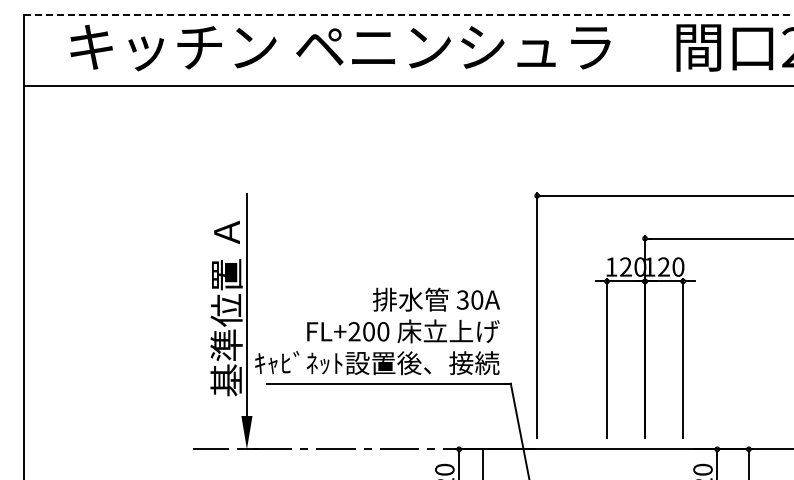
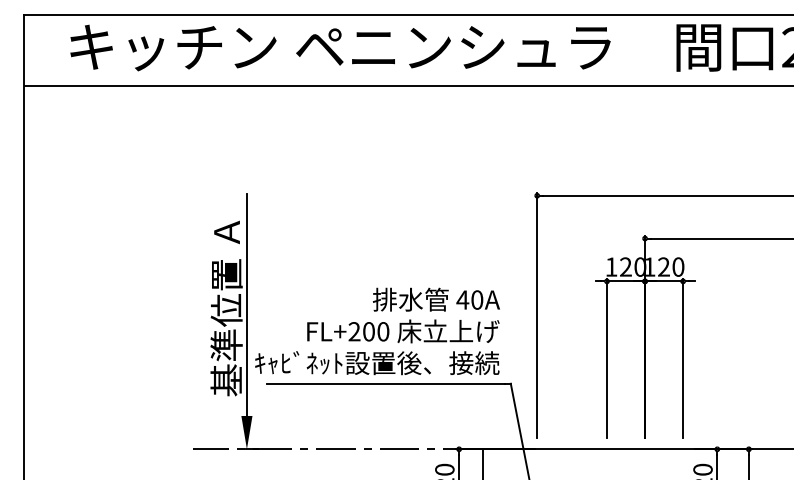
line: dashed -> solid (408, 14)
text: 30A -> 40A (462, 299)
